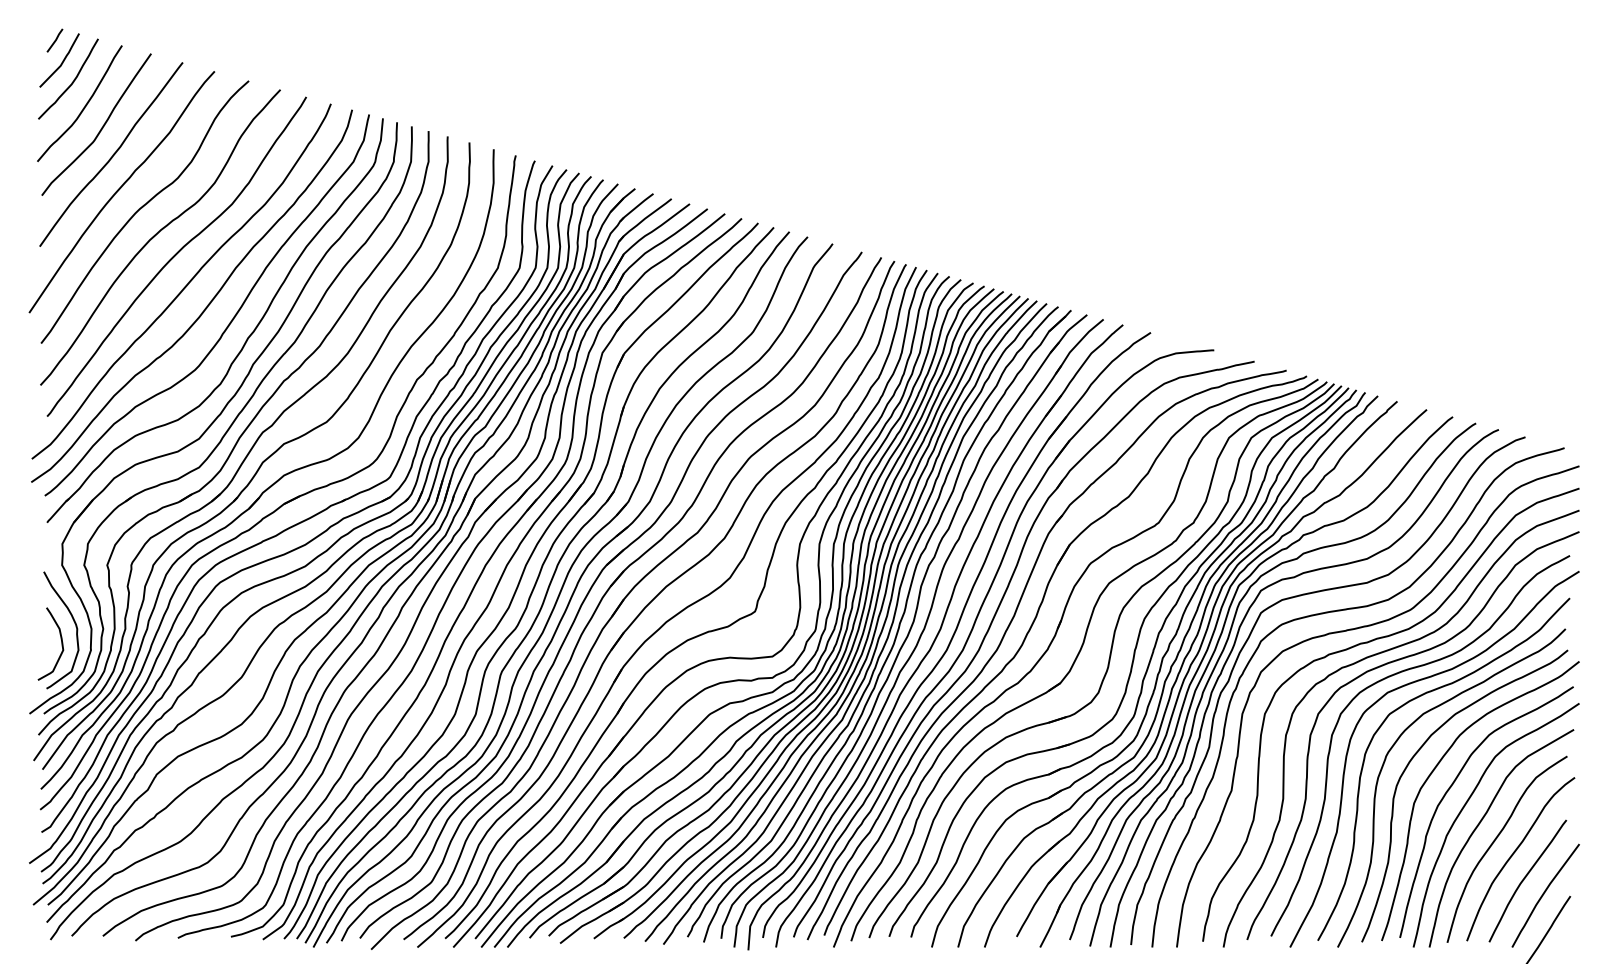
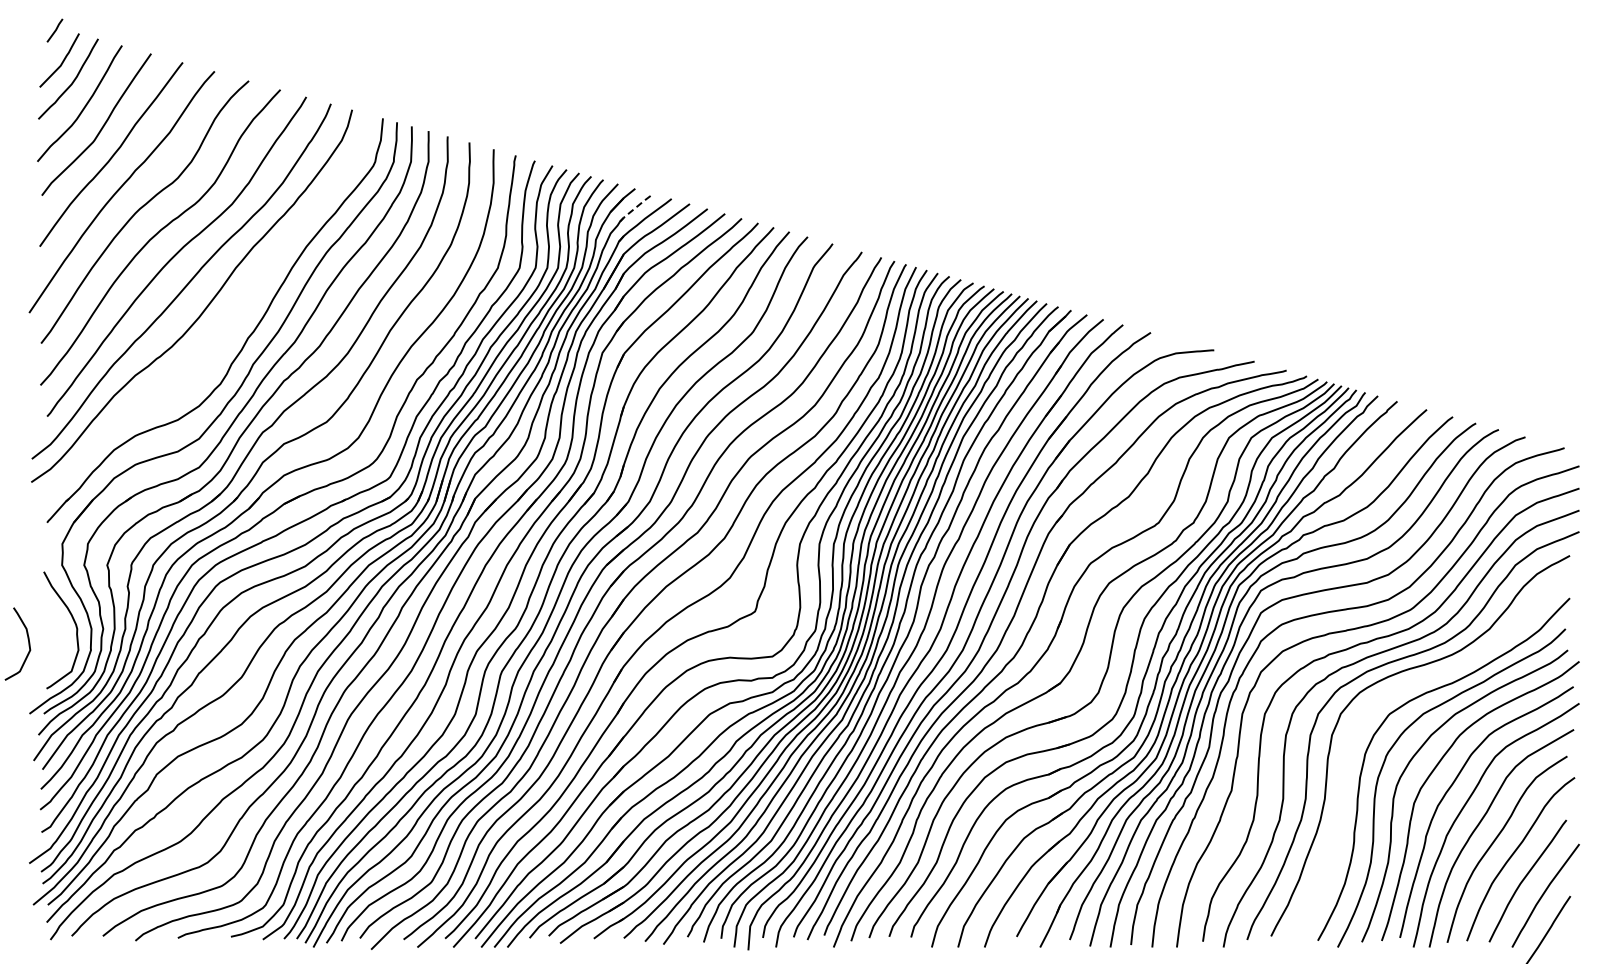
line position: (54, 40) -> (54, 30) (54, 30)
line: solid -> dashed (636, 207)
curve: present -> none (229, 322)
curve position: (60, 639) -> (27, 639) (27, 639)
curve: present -> none (1405, 686)
